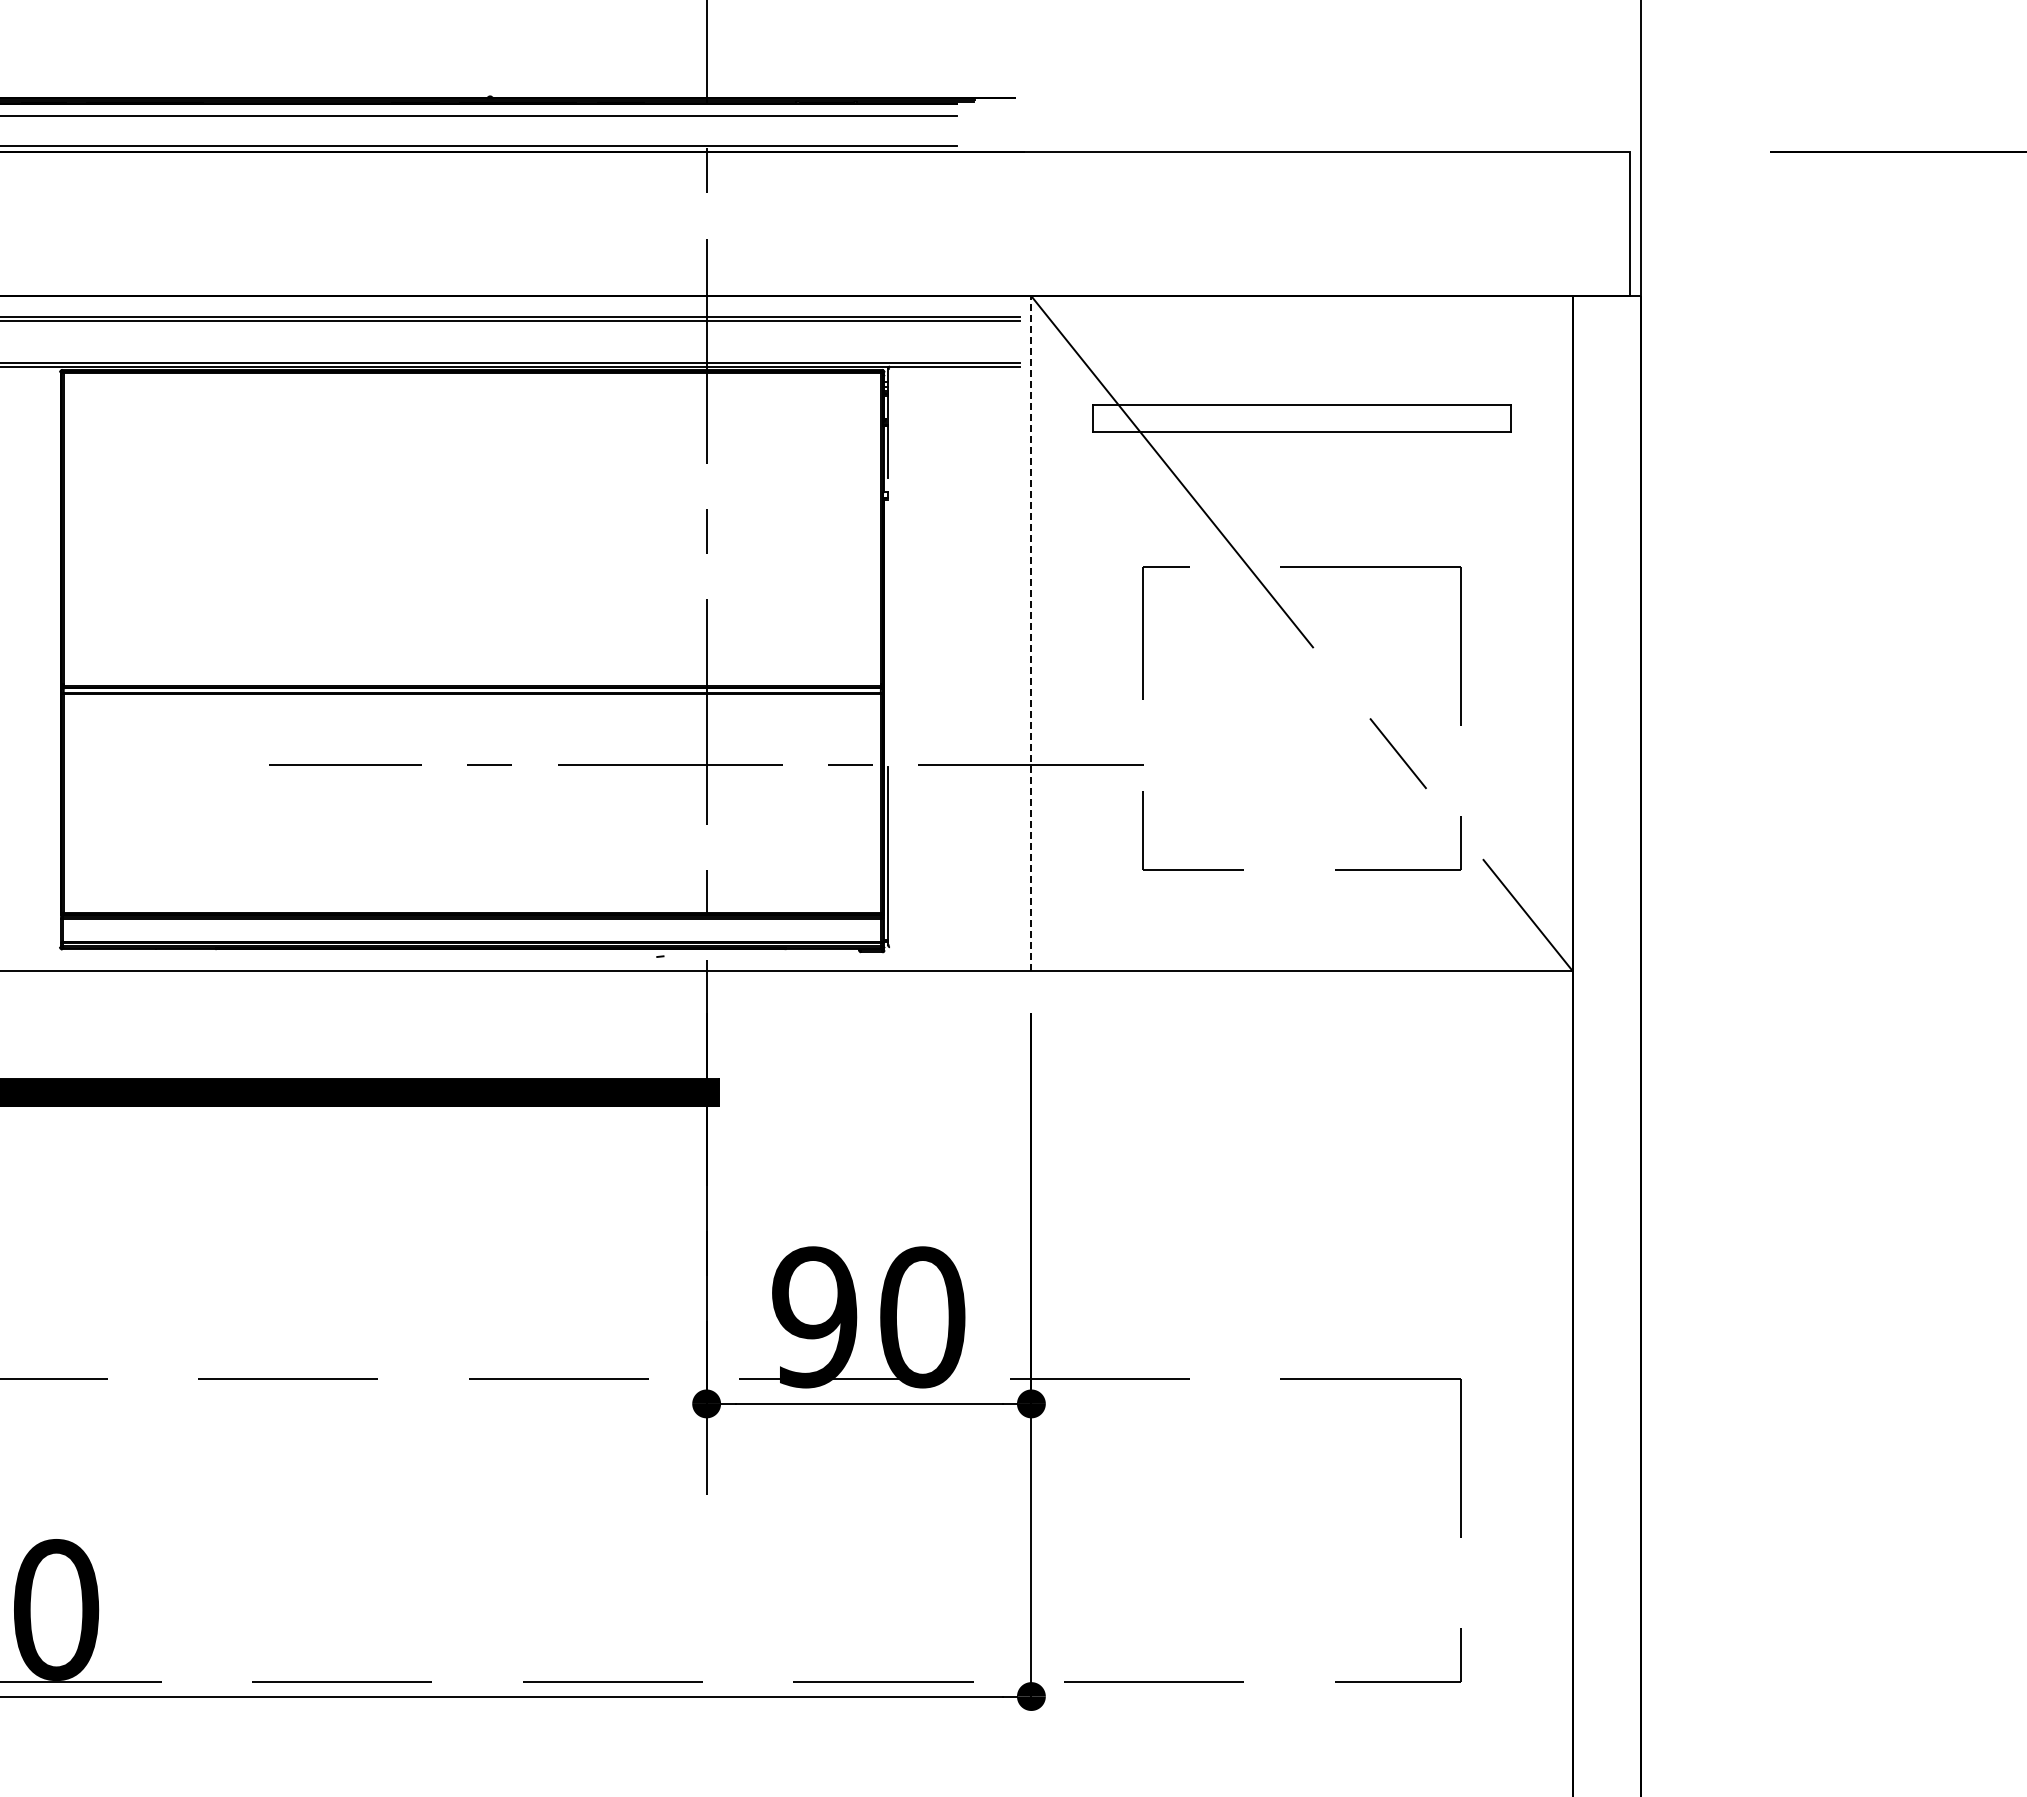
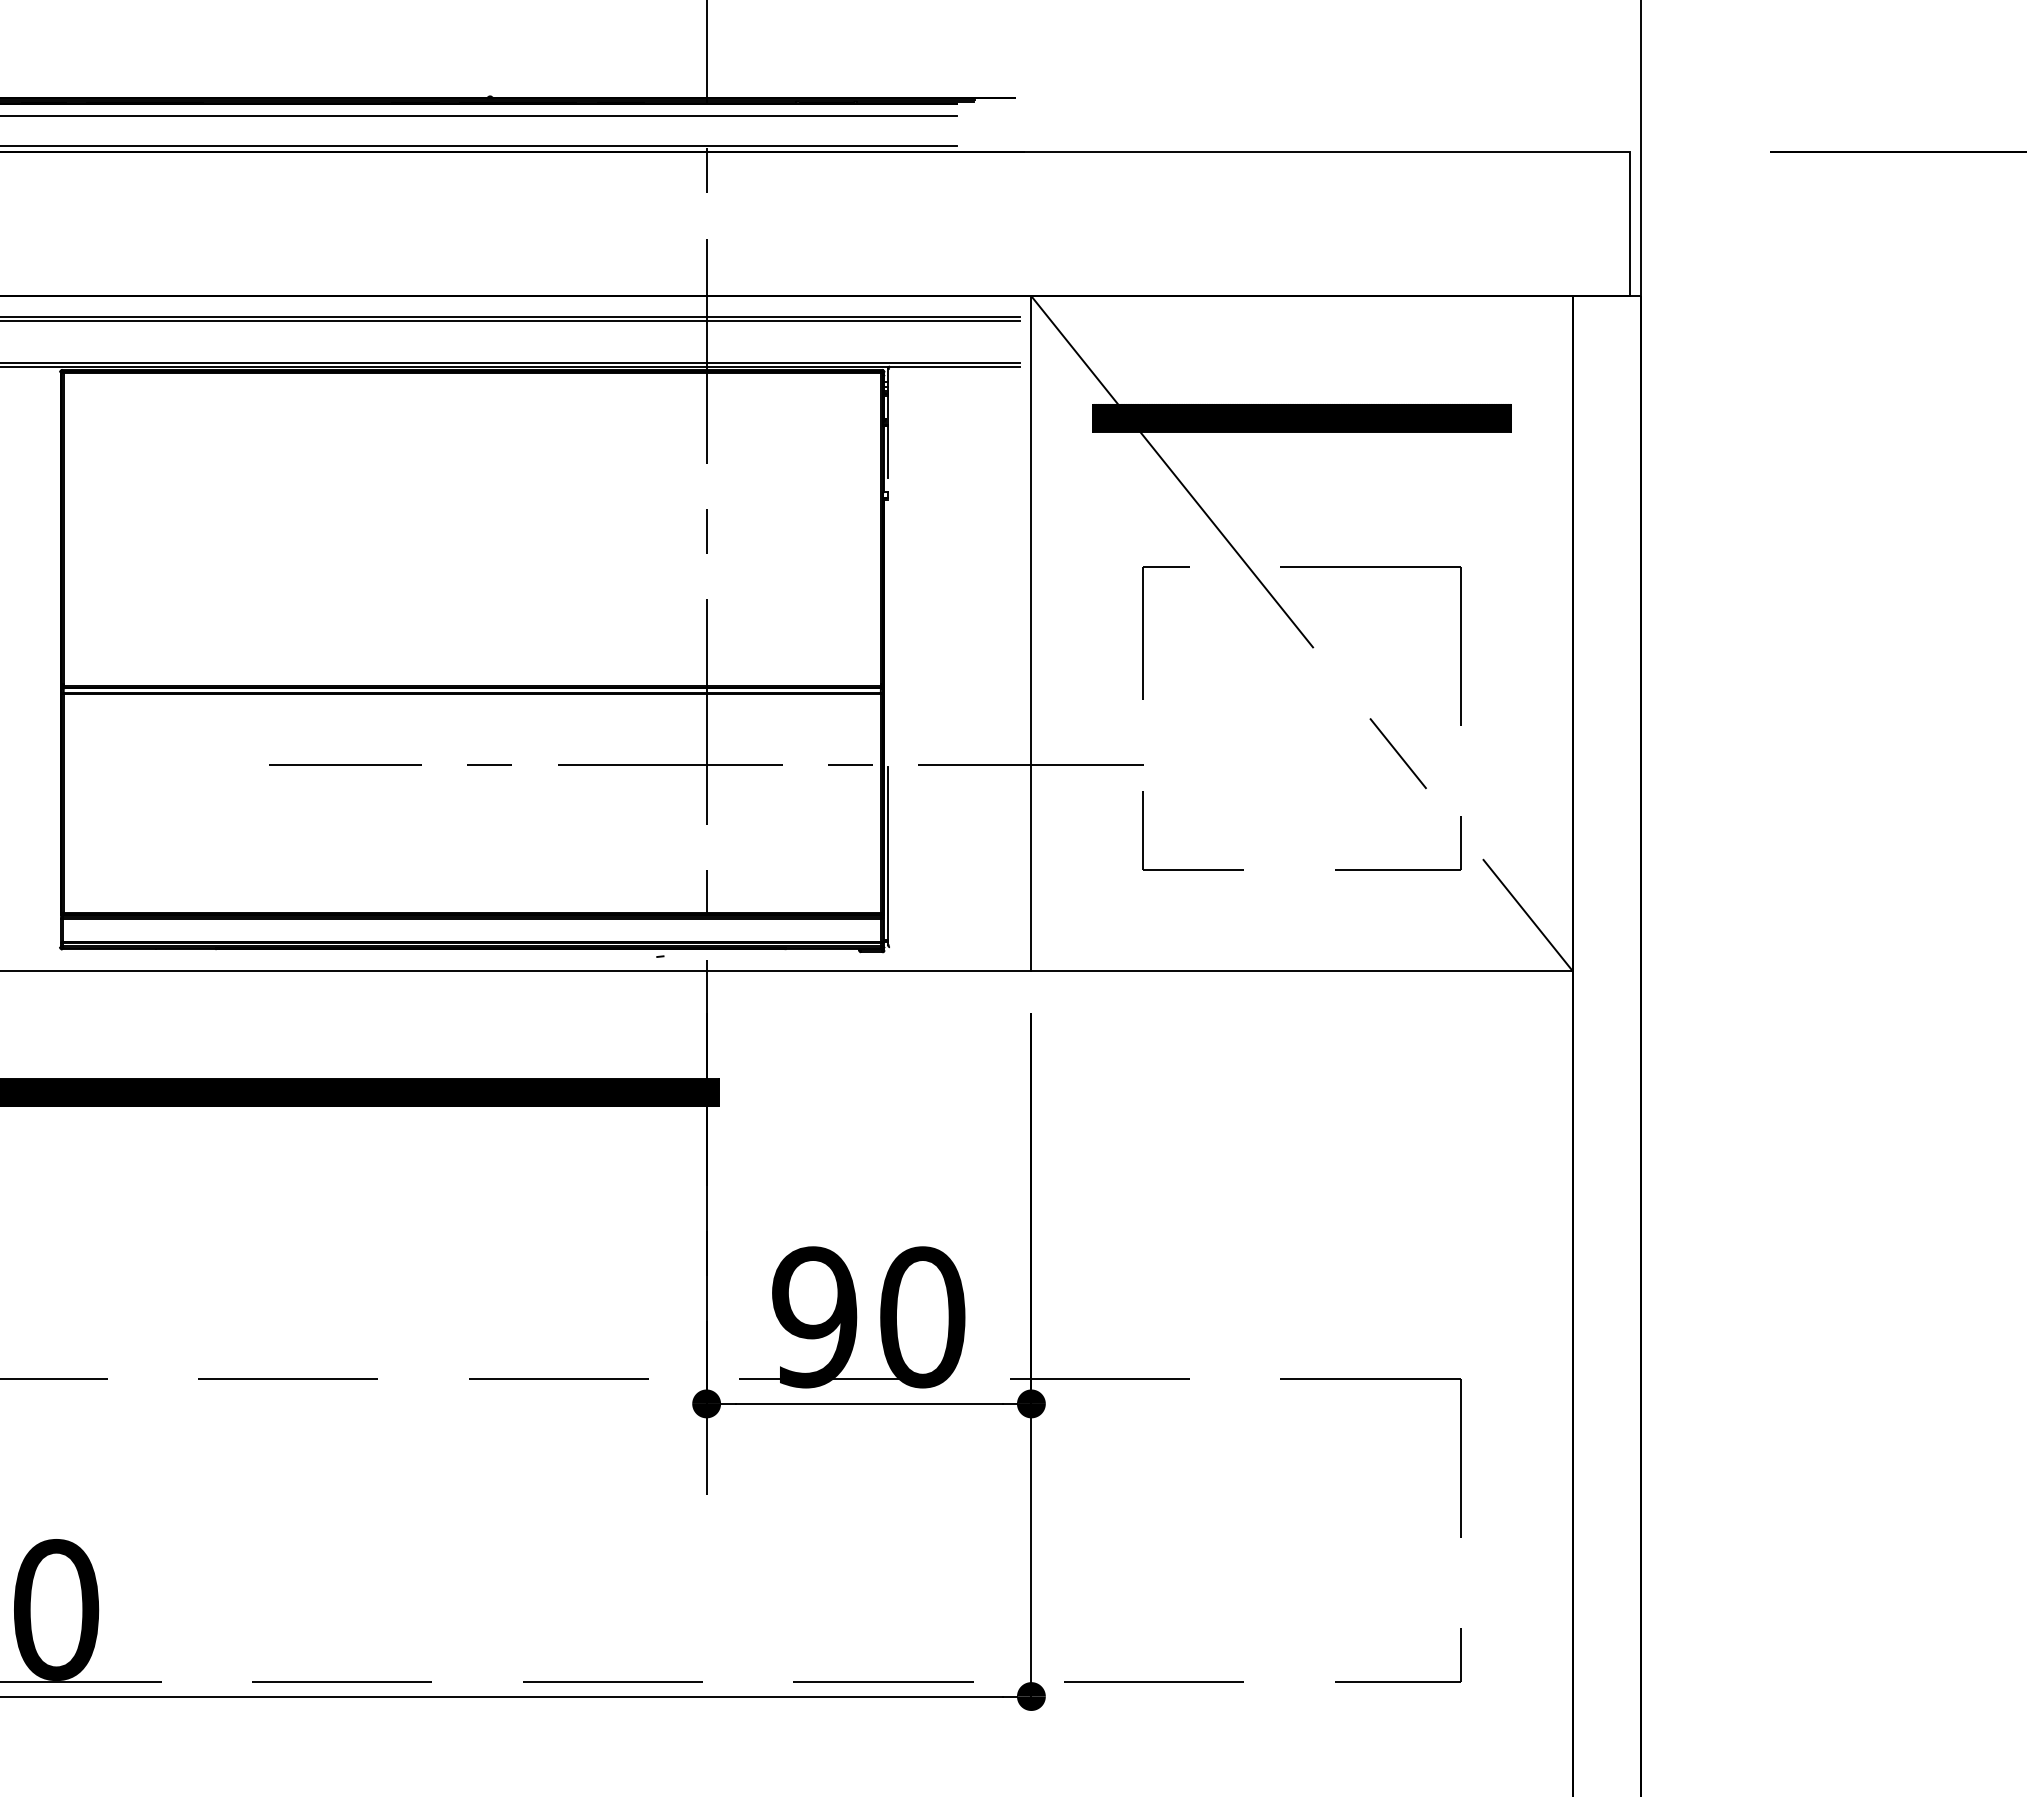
hatch: none -> present (1301, 417)
line: dashed -> solid (1031, 633)
